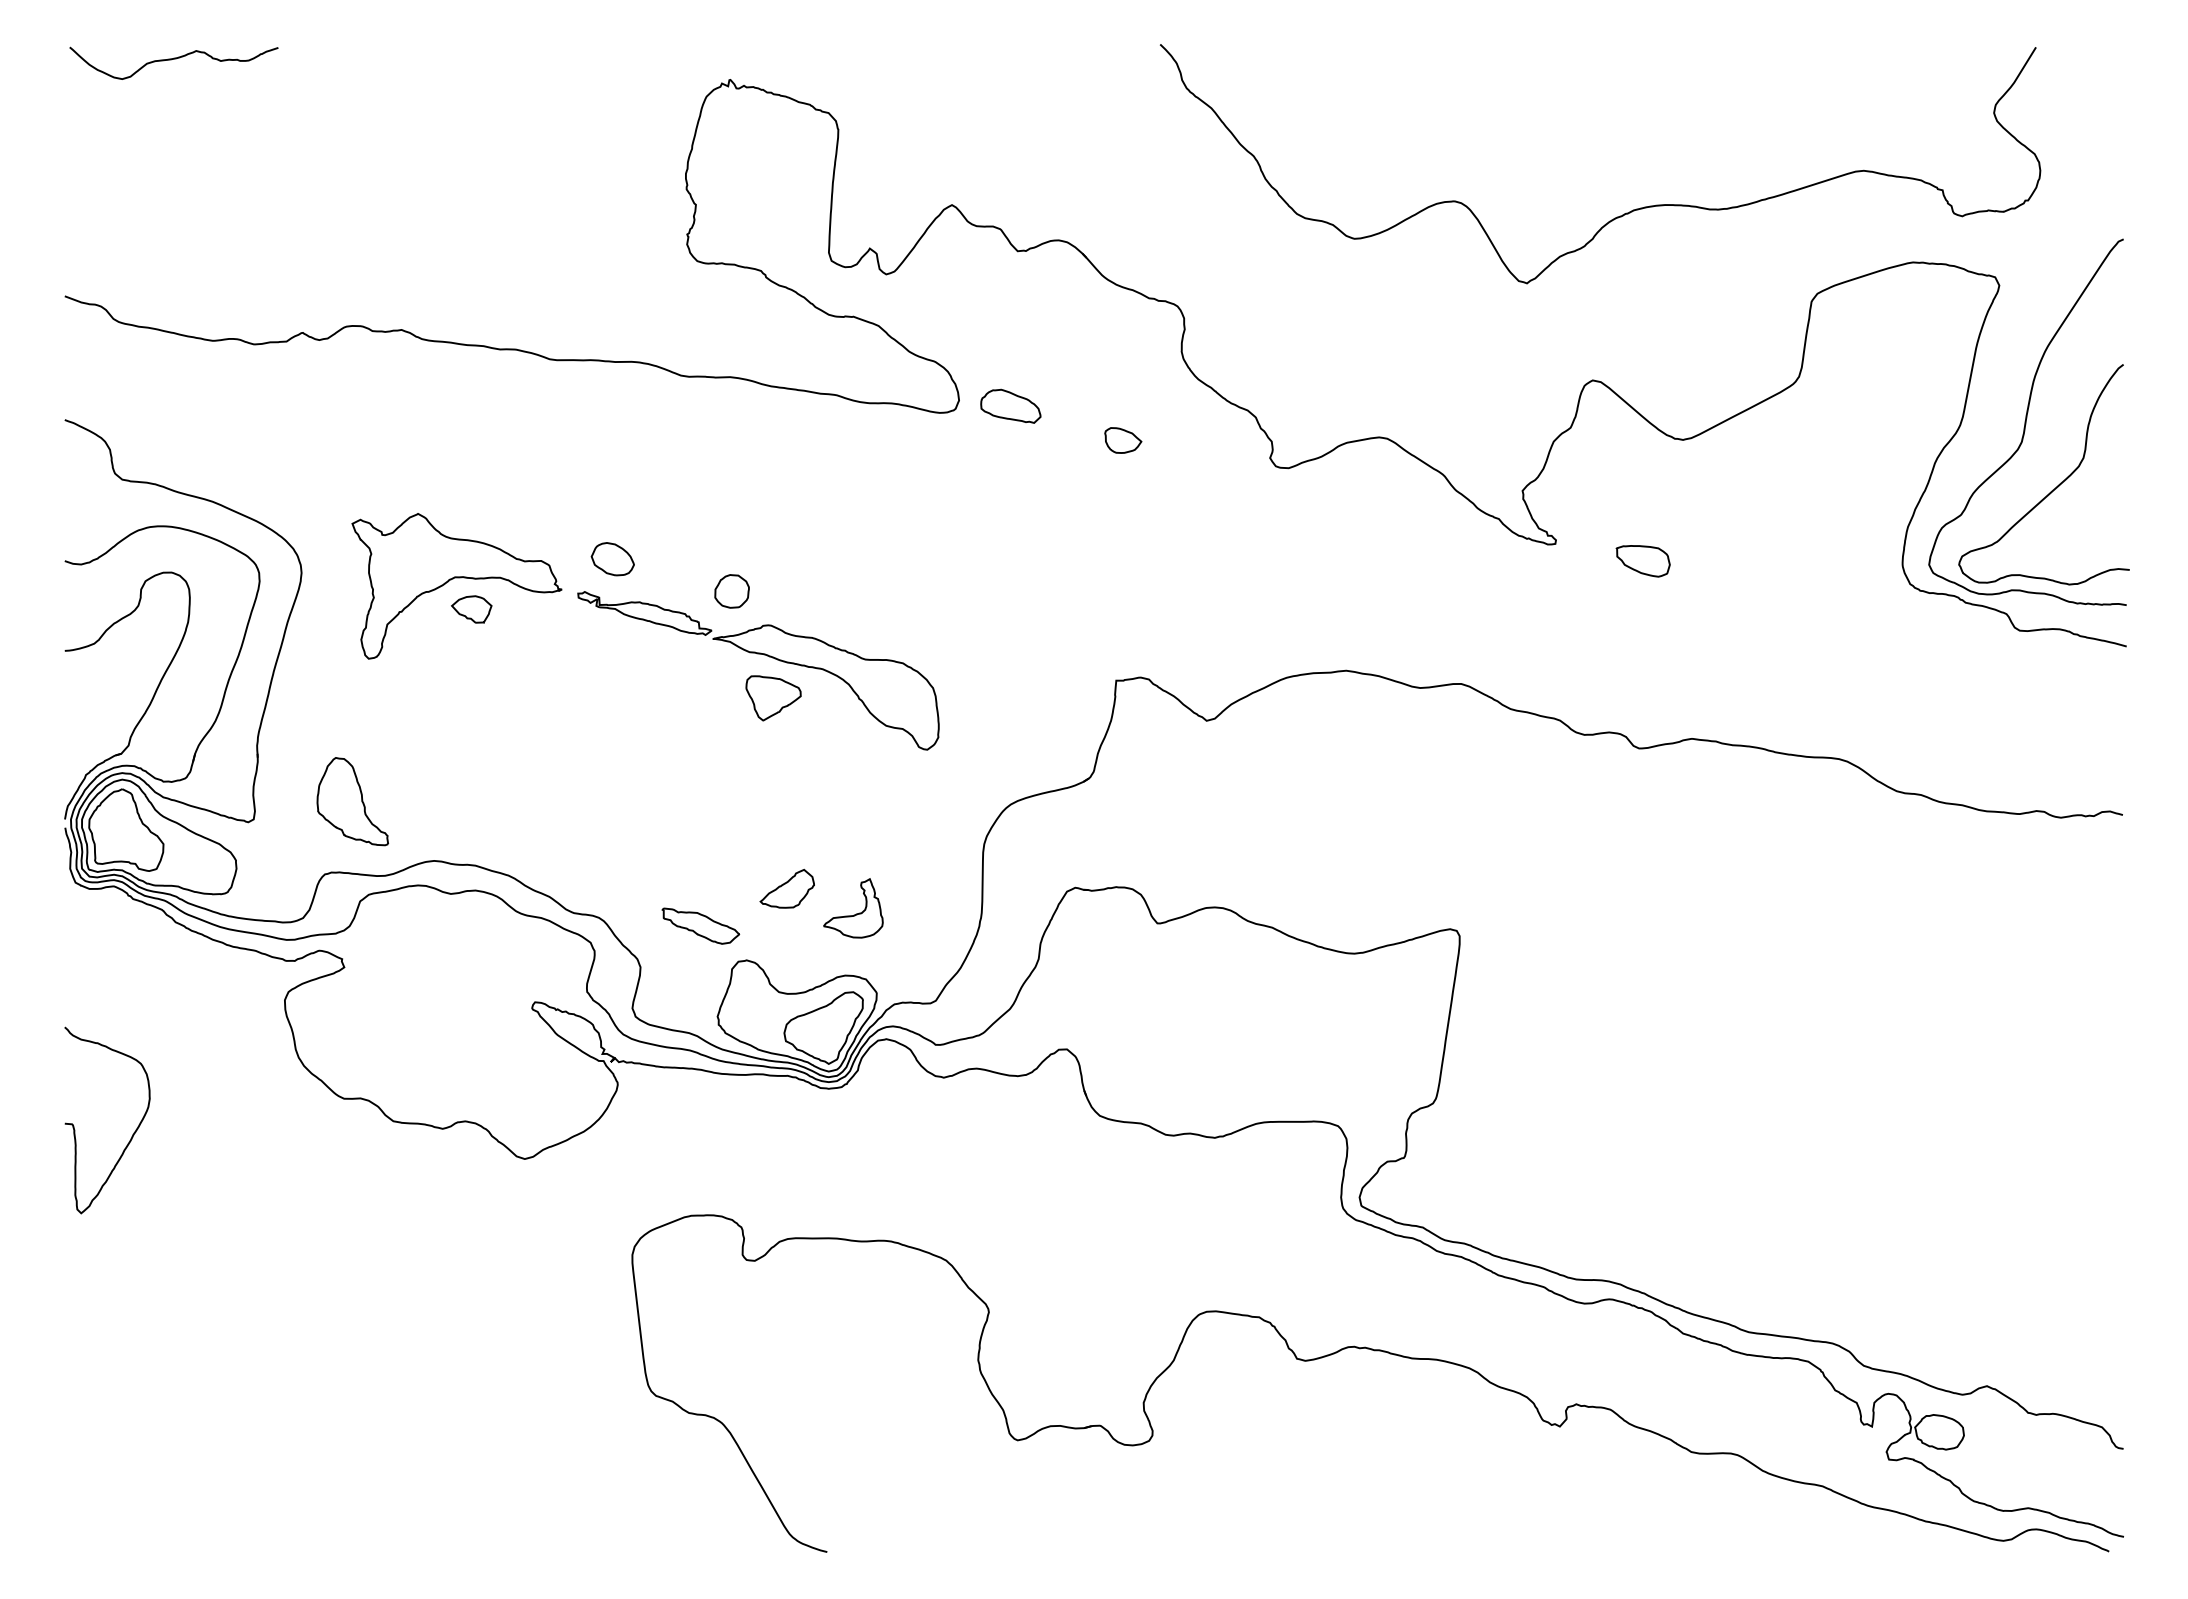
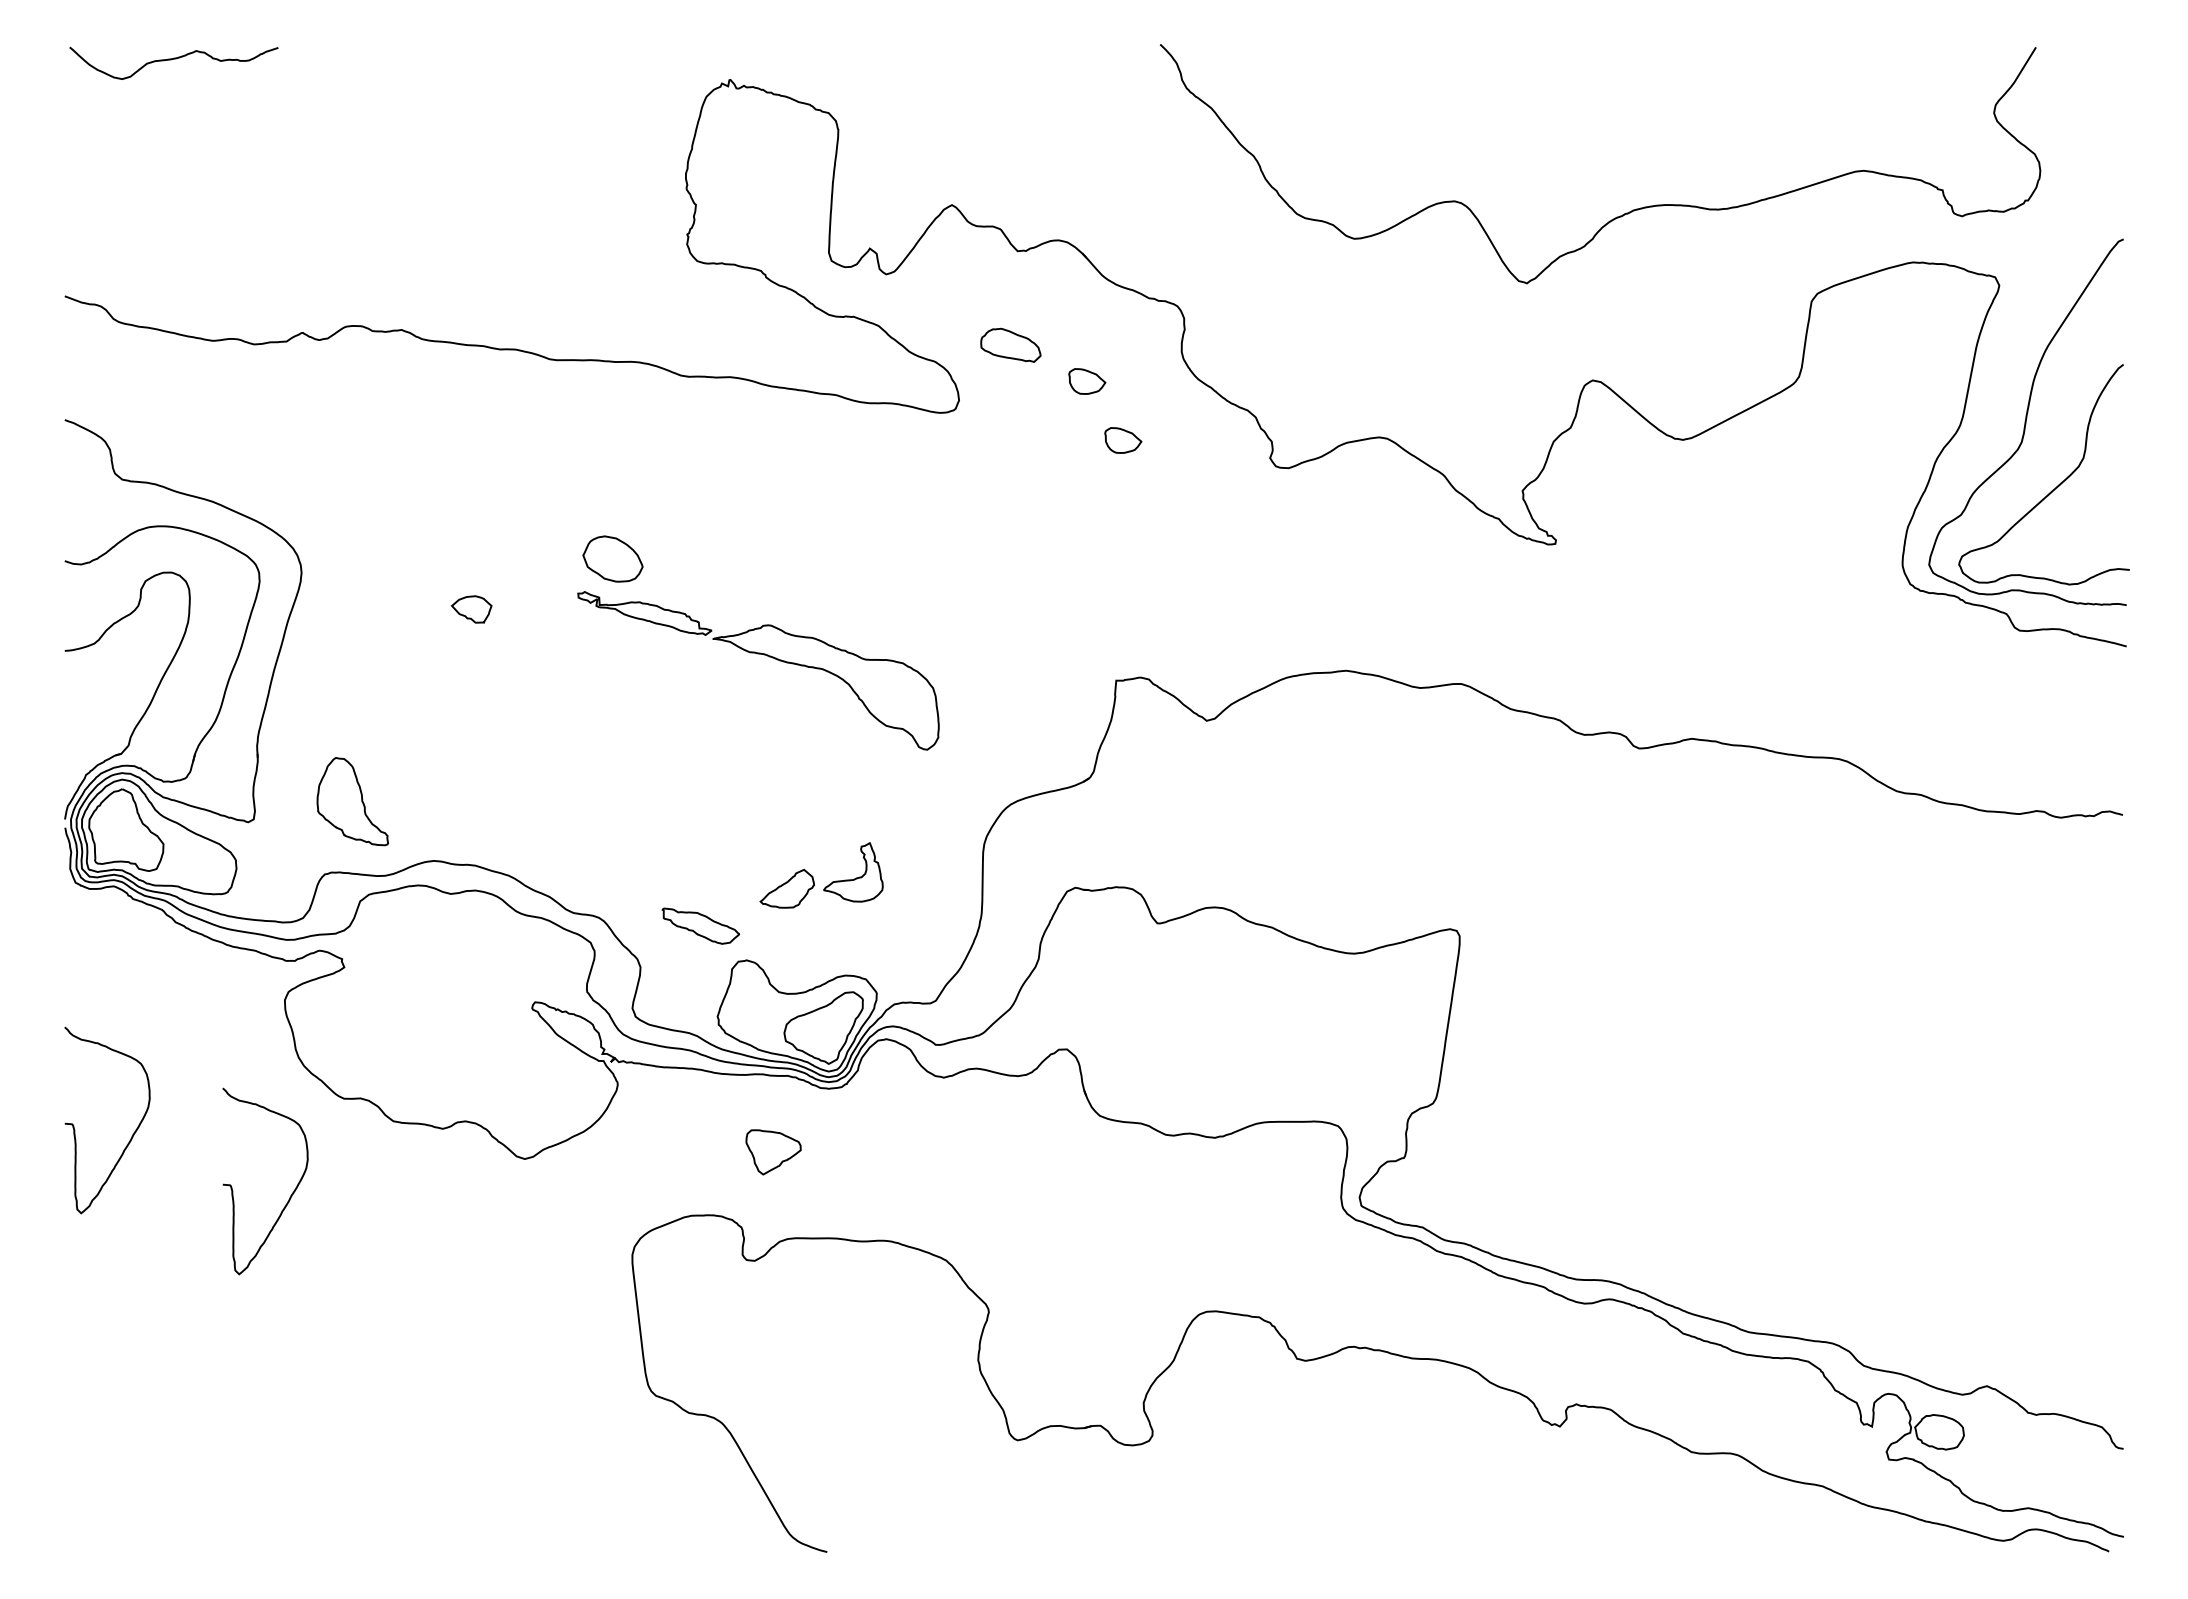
part: none -> present (1087, 381)
part position: (1010, 405) -> (1010, 344) (1010, 344)
part size: 45x35 px -> 62x48 px (612, 558)
part: present -> none (1642, 561)
part: present -> none (453, 579)
part: present -> none (731, 591)
part position: (773, 698) -> (773, 1152) (773, 1152)
part position: (853, 908) -> (853, 872) (853, 872)
curve: none -> present (291, 1193)
